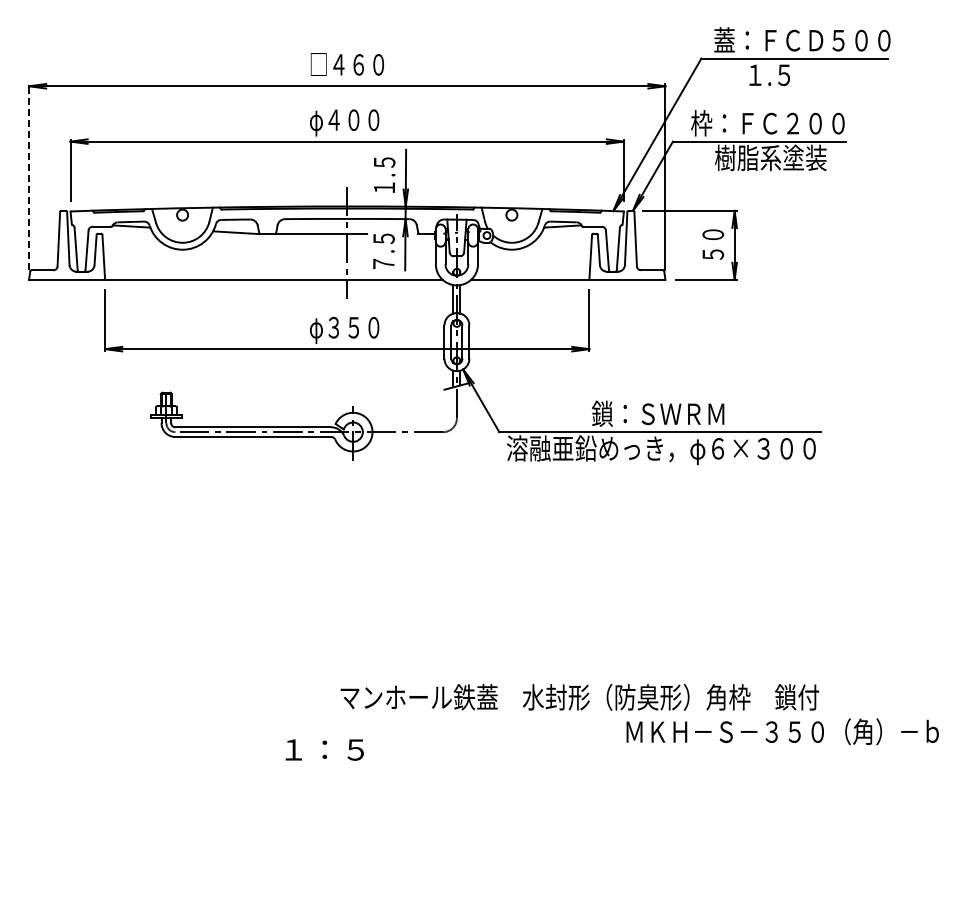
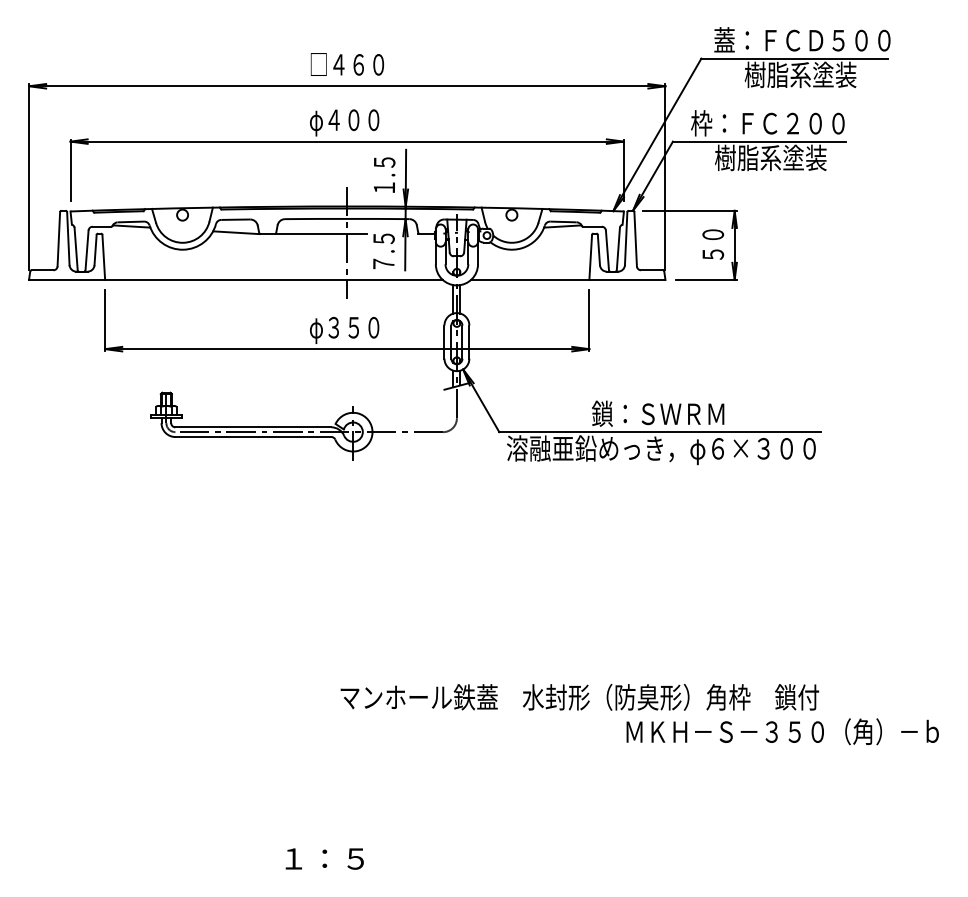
text: １.５ -> 樹脂系塗装 (800, 74)
line: dashed -> solid (29, 176)
text position: (324, 749) -> (324, 858) (324, 858)
